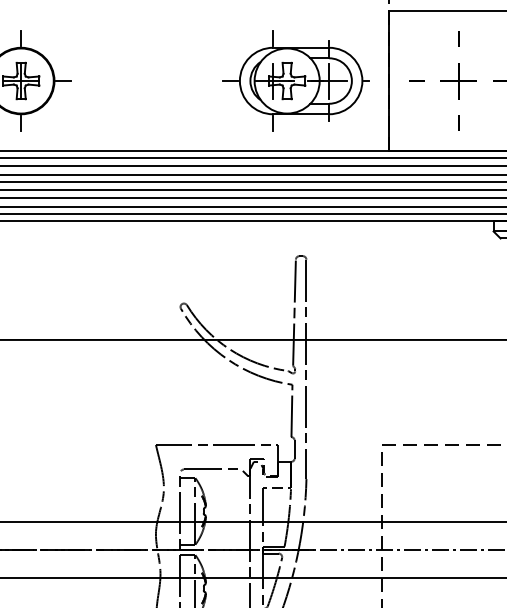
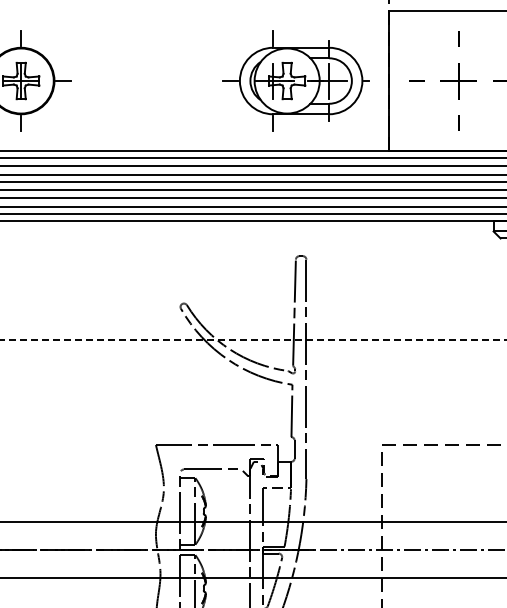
line: solid -> dashed (253, 339)
